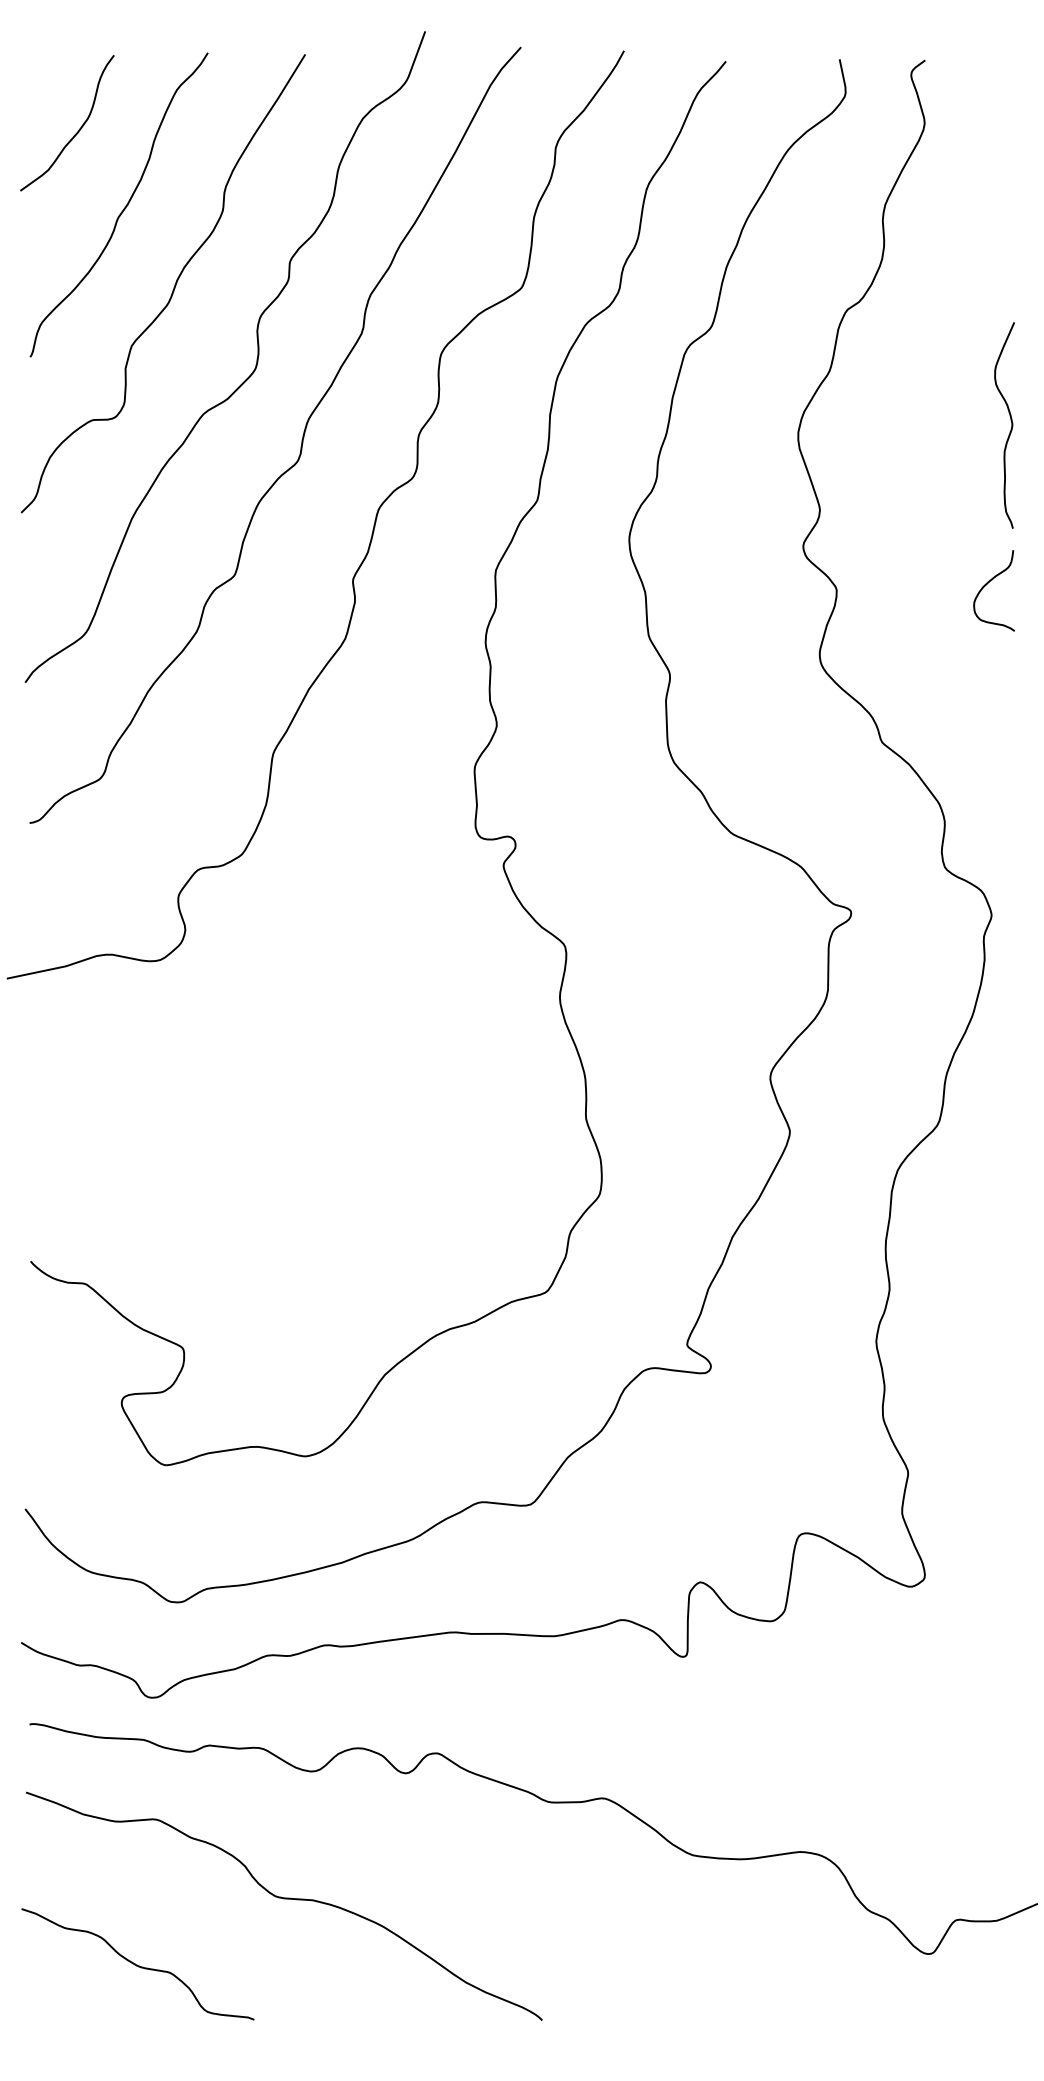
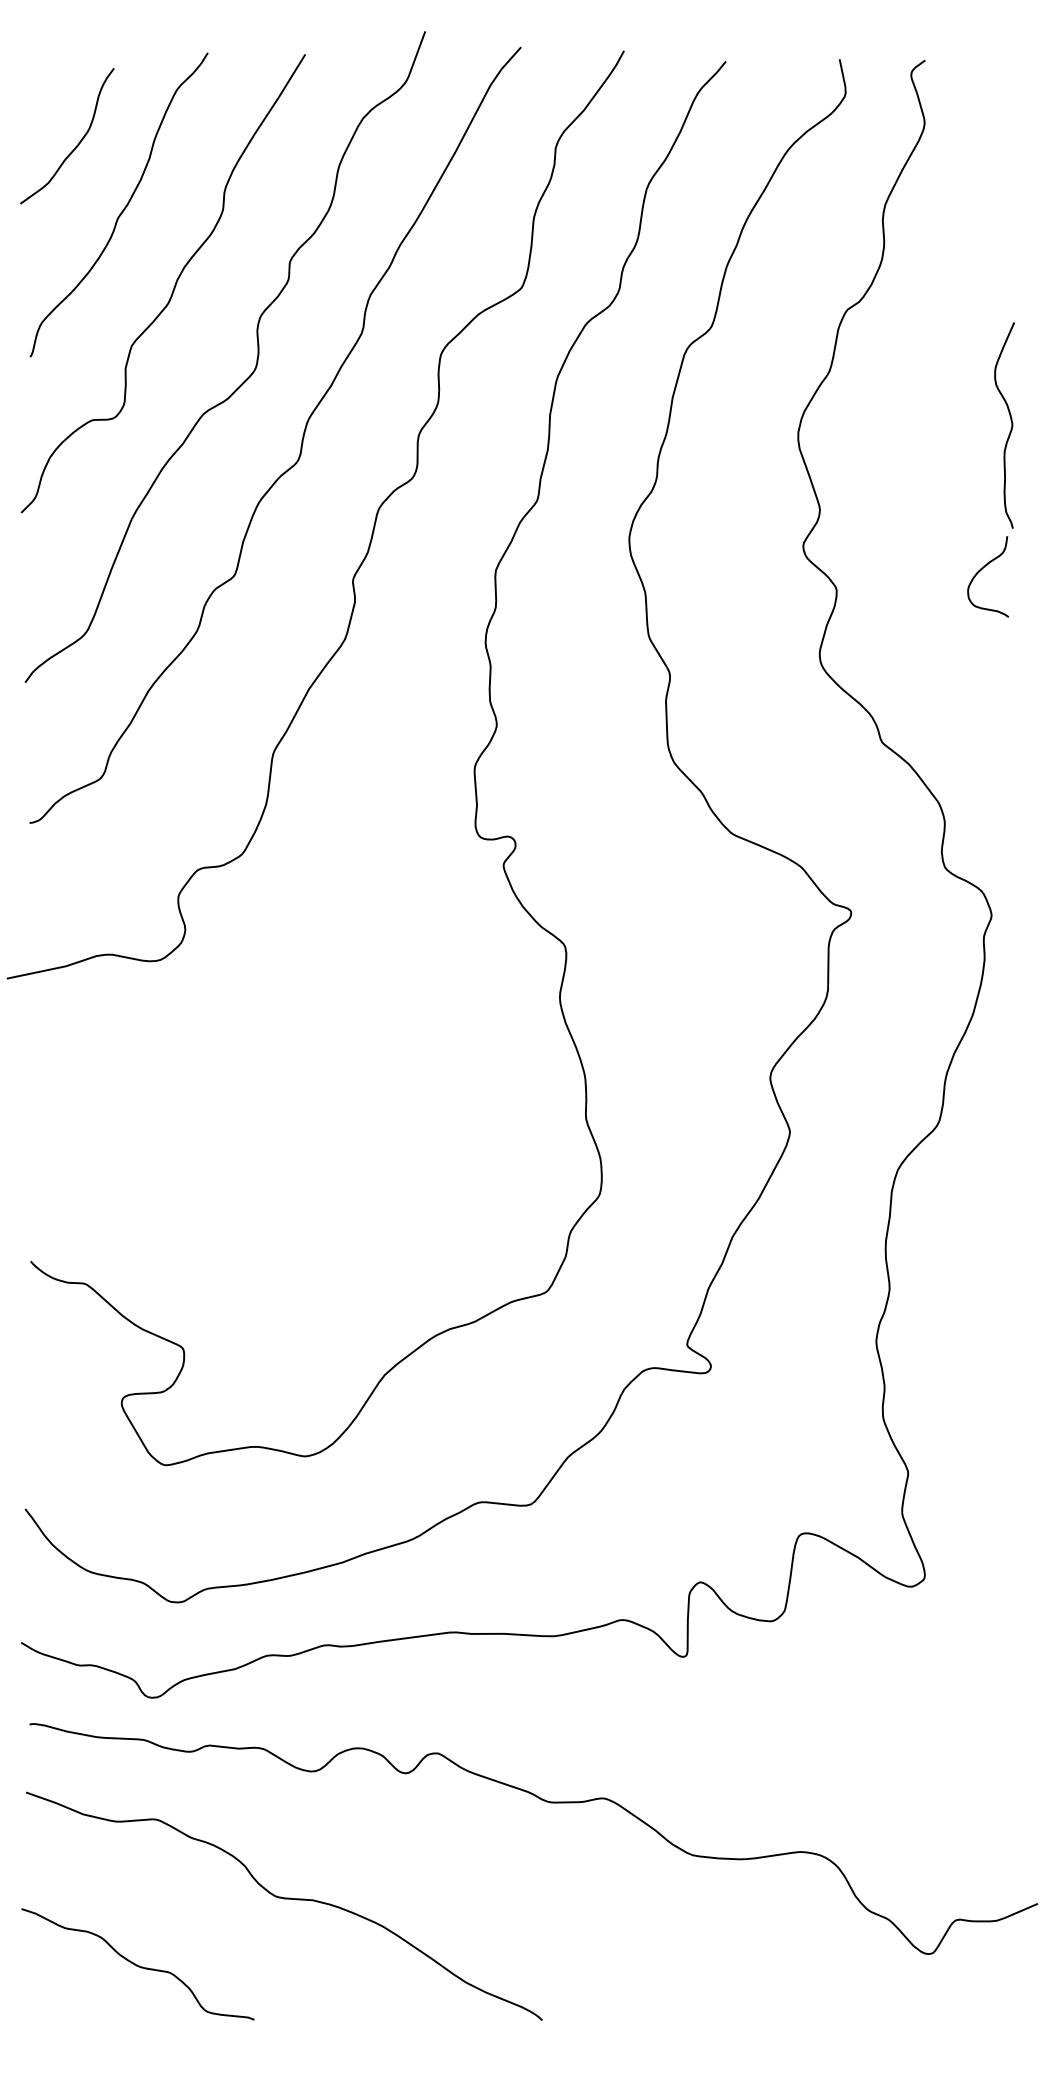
curve position: (78, 129) -> (78, 142) (78, 142)
curve position: (988, 583) -> (982, 569) (982, 569)
